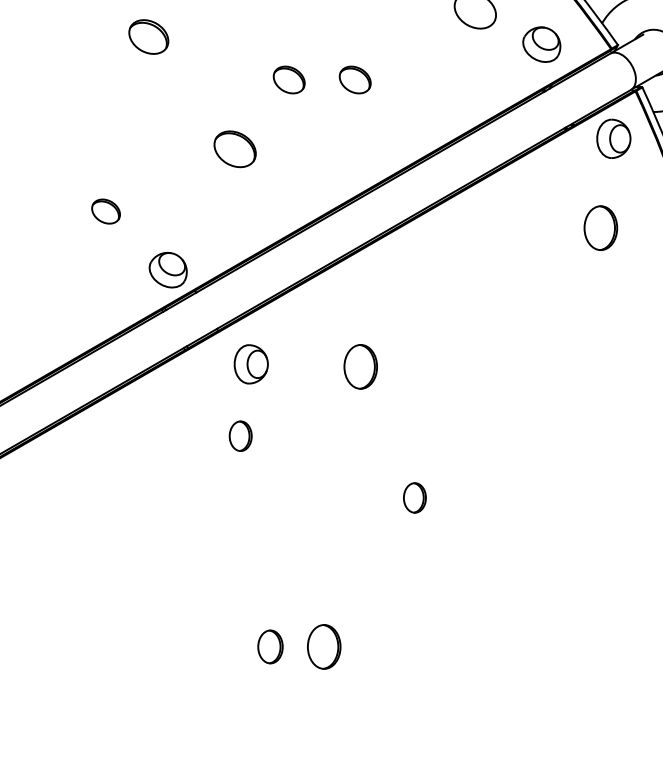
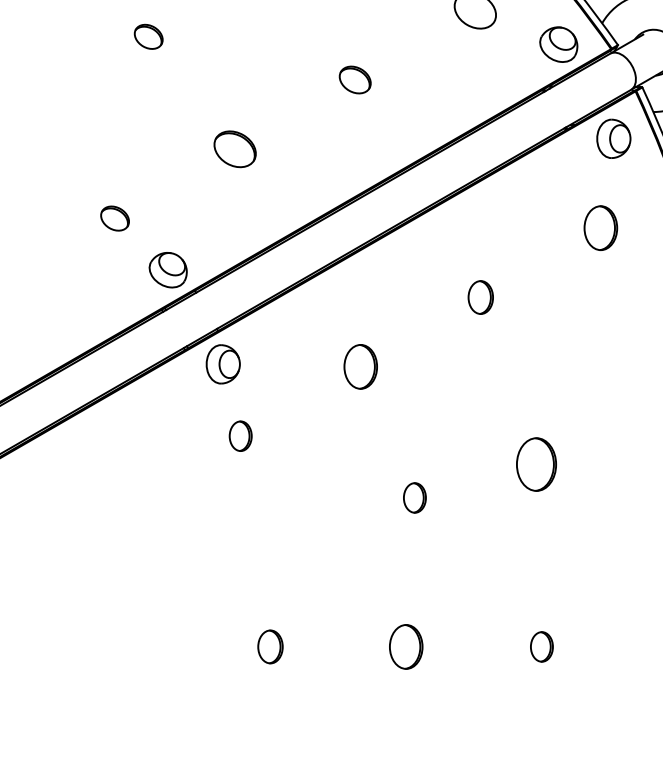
part size: 42x36 px -> 31x27 px (148, 36)
part position: (541, 44) -> (558, 44) (558, 44)
part: present -> none (288, 79)
part position: (105, 211) -> (114, 218) (114, 218)
part: none -> present (480, 297)
part position: (250, 364) -> (222, 364) (222, 364)
part: none -> present (536, 464)
part position: (324, 646) -> (406, 646) (406, 646)
part: none -> present (541, 646)
